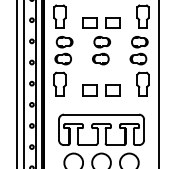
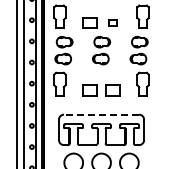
part size: 16x12 px -> 10x8 px (112, 22)
line: present -> none (158, 83)
line: solid -> dashed (101, 114)
